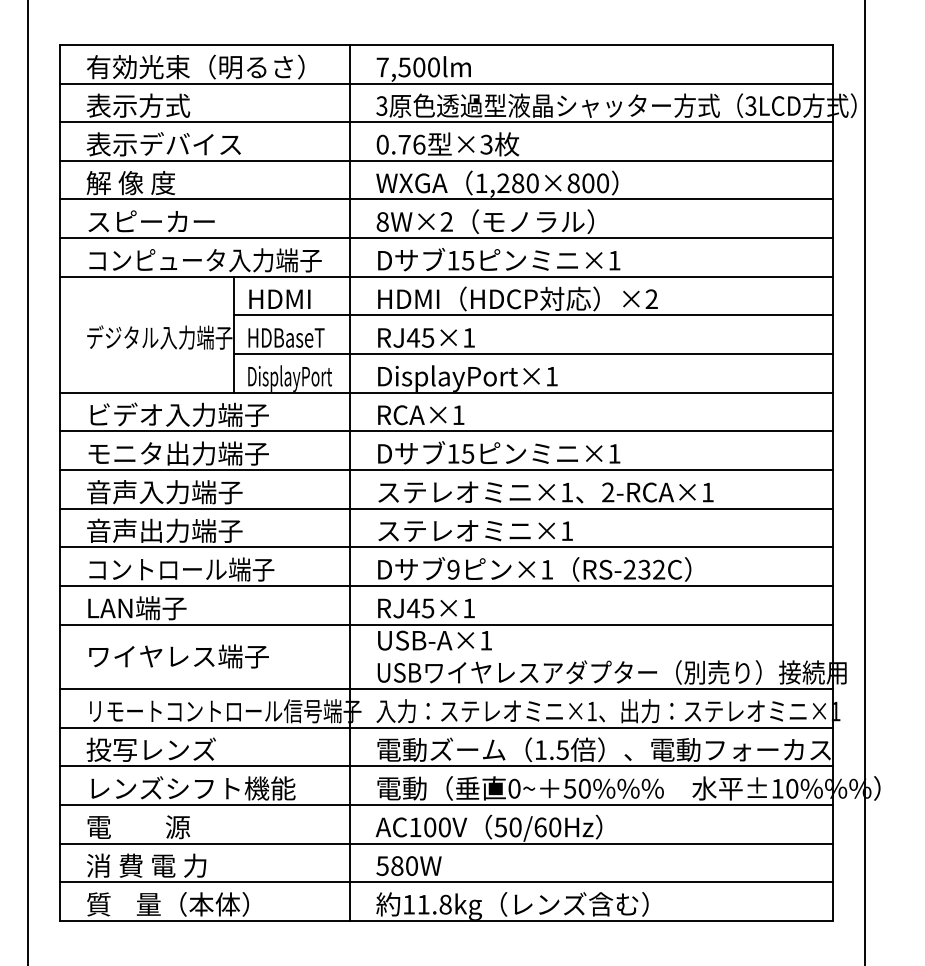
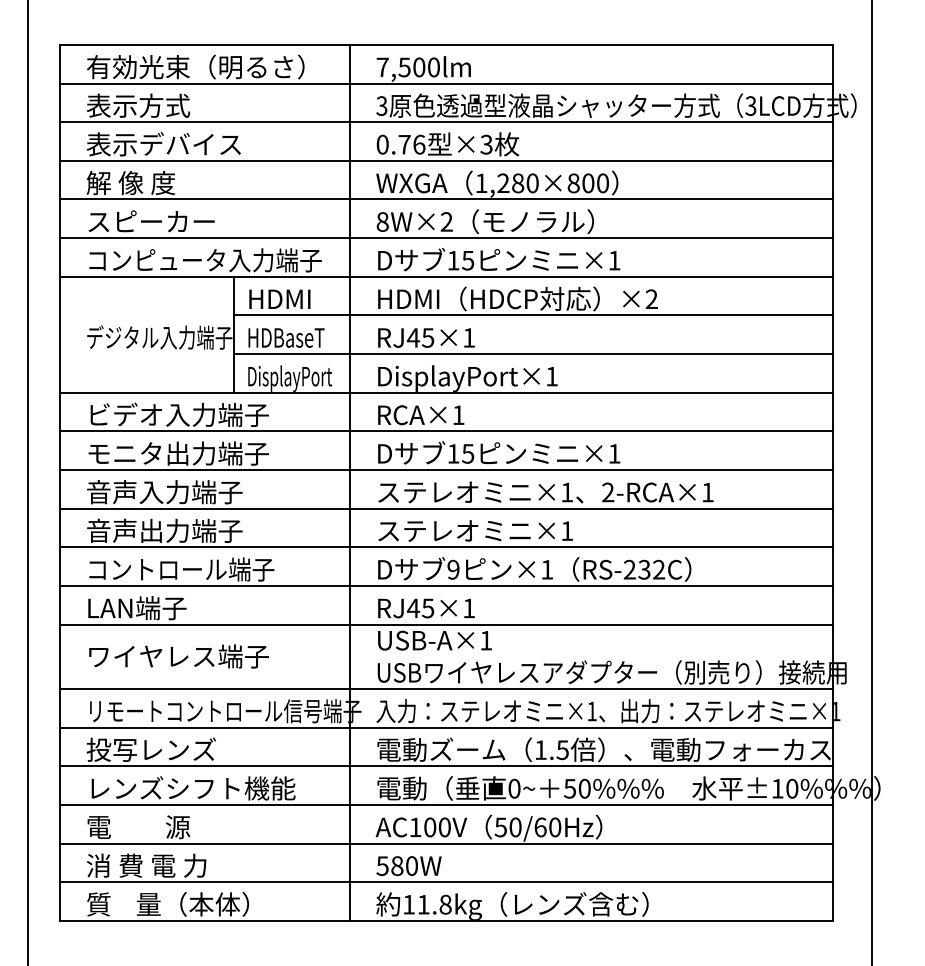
line position: (864, 482) -> (871, 482) (871, 482)
